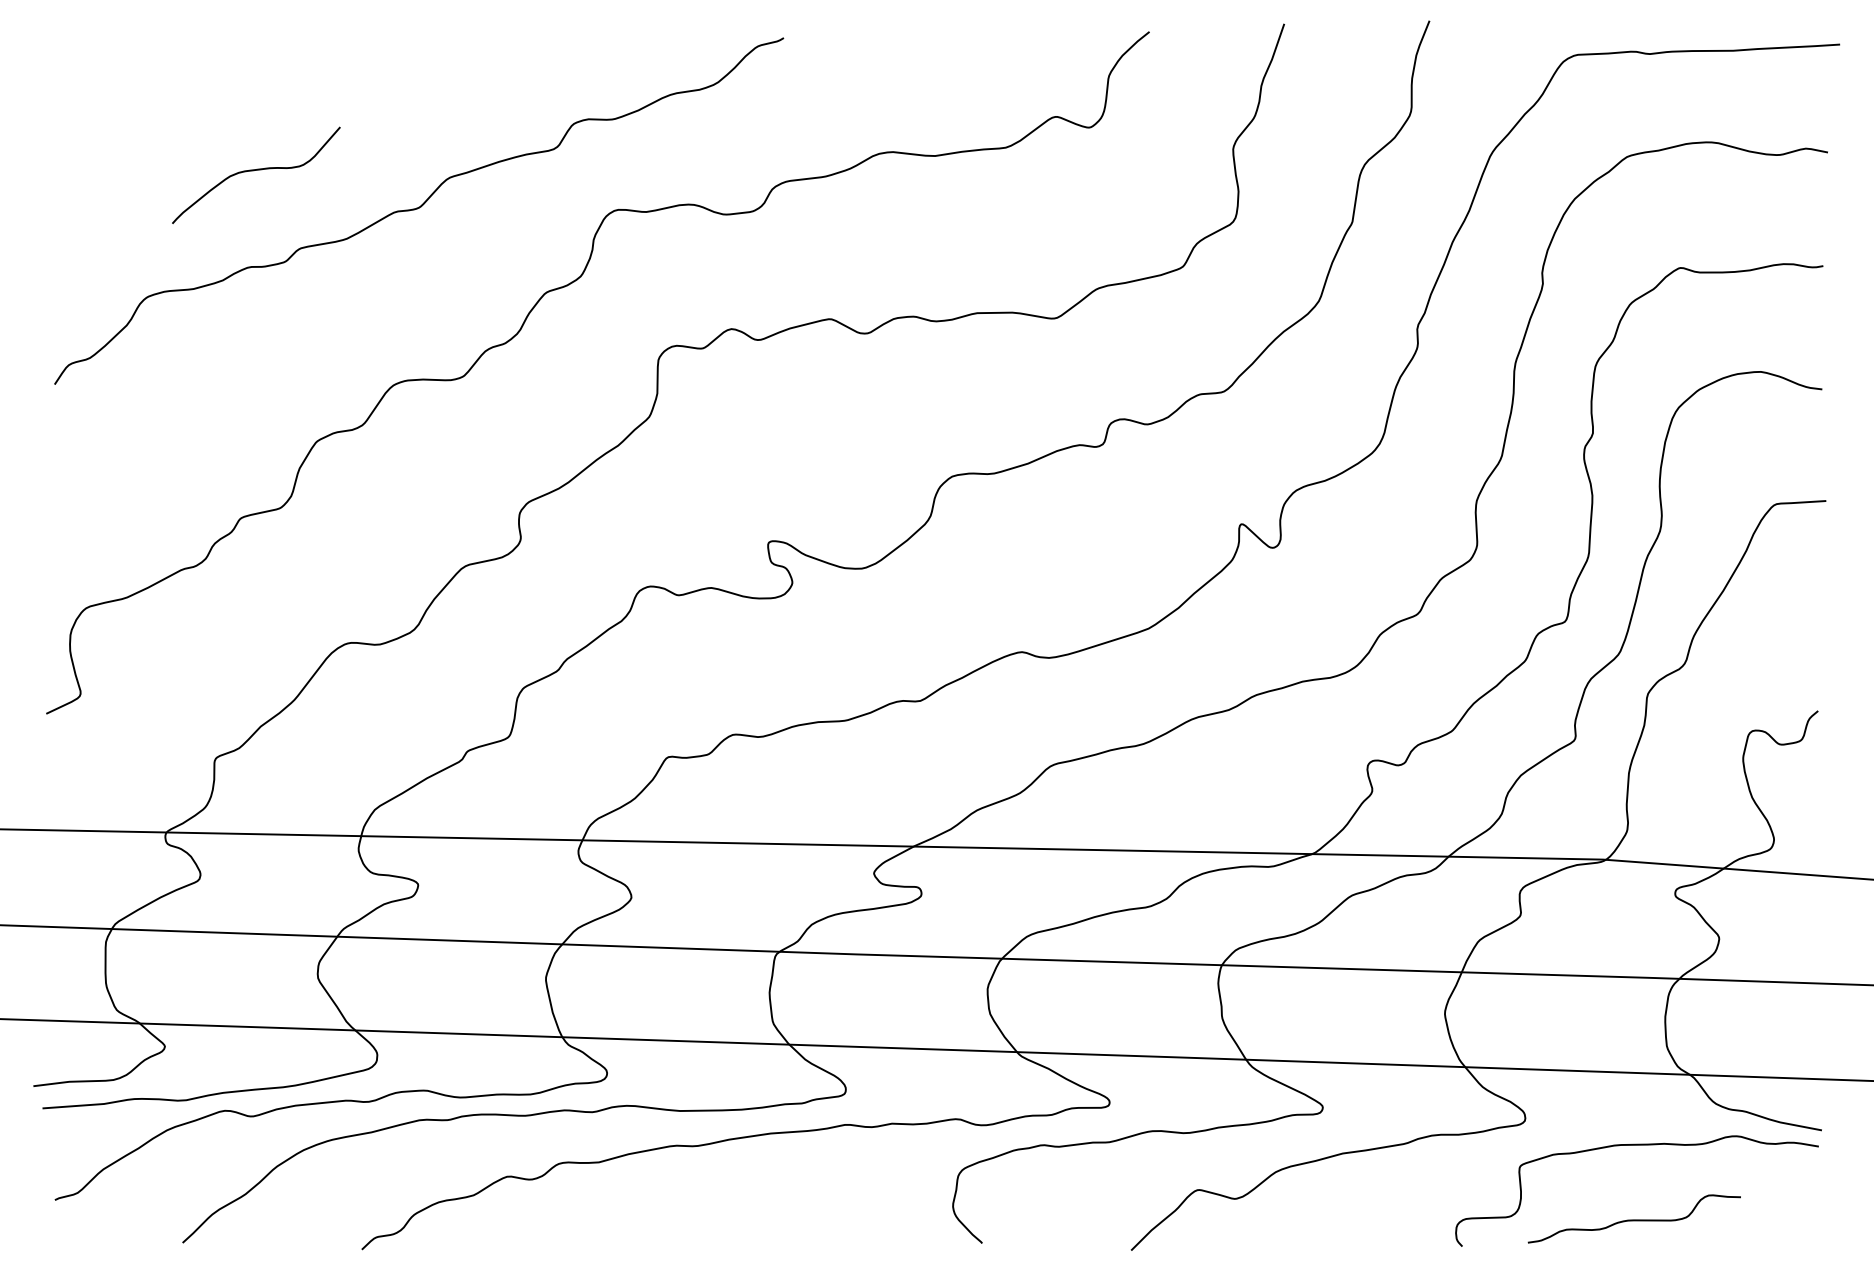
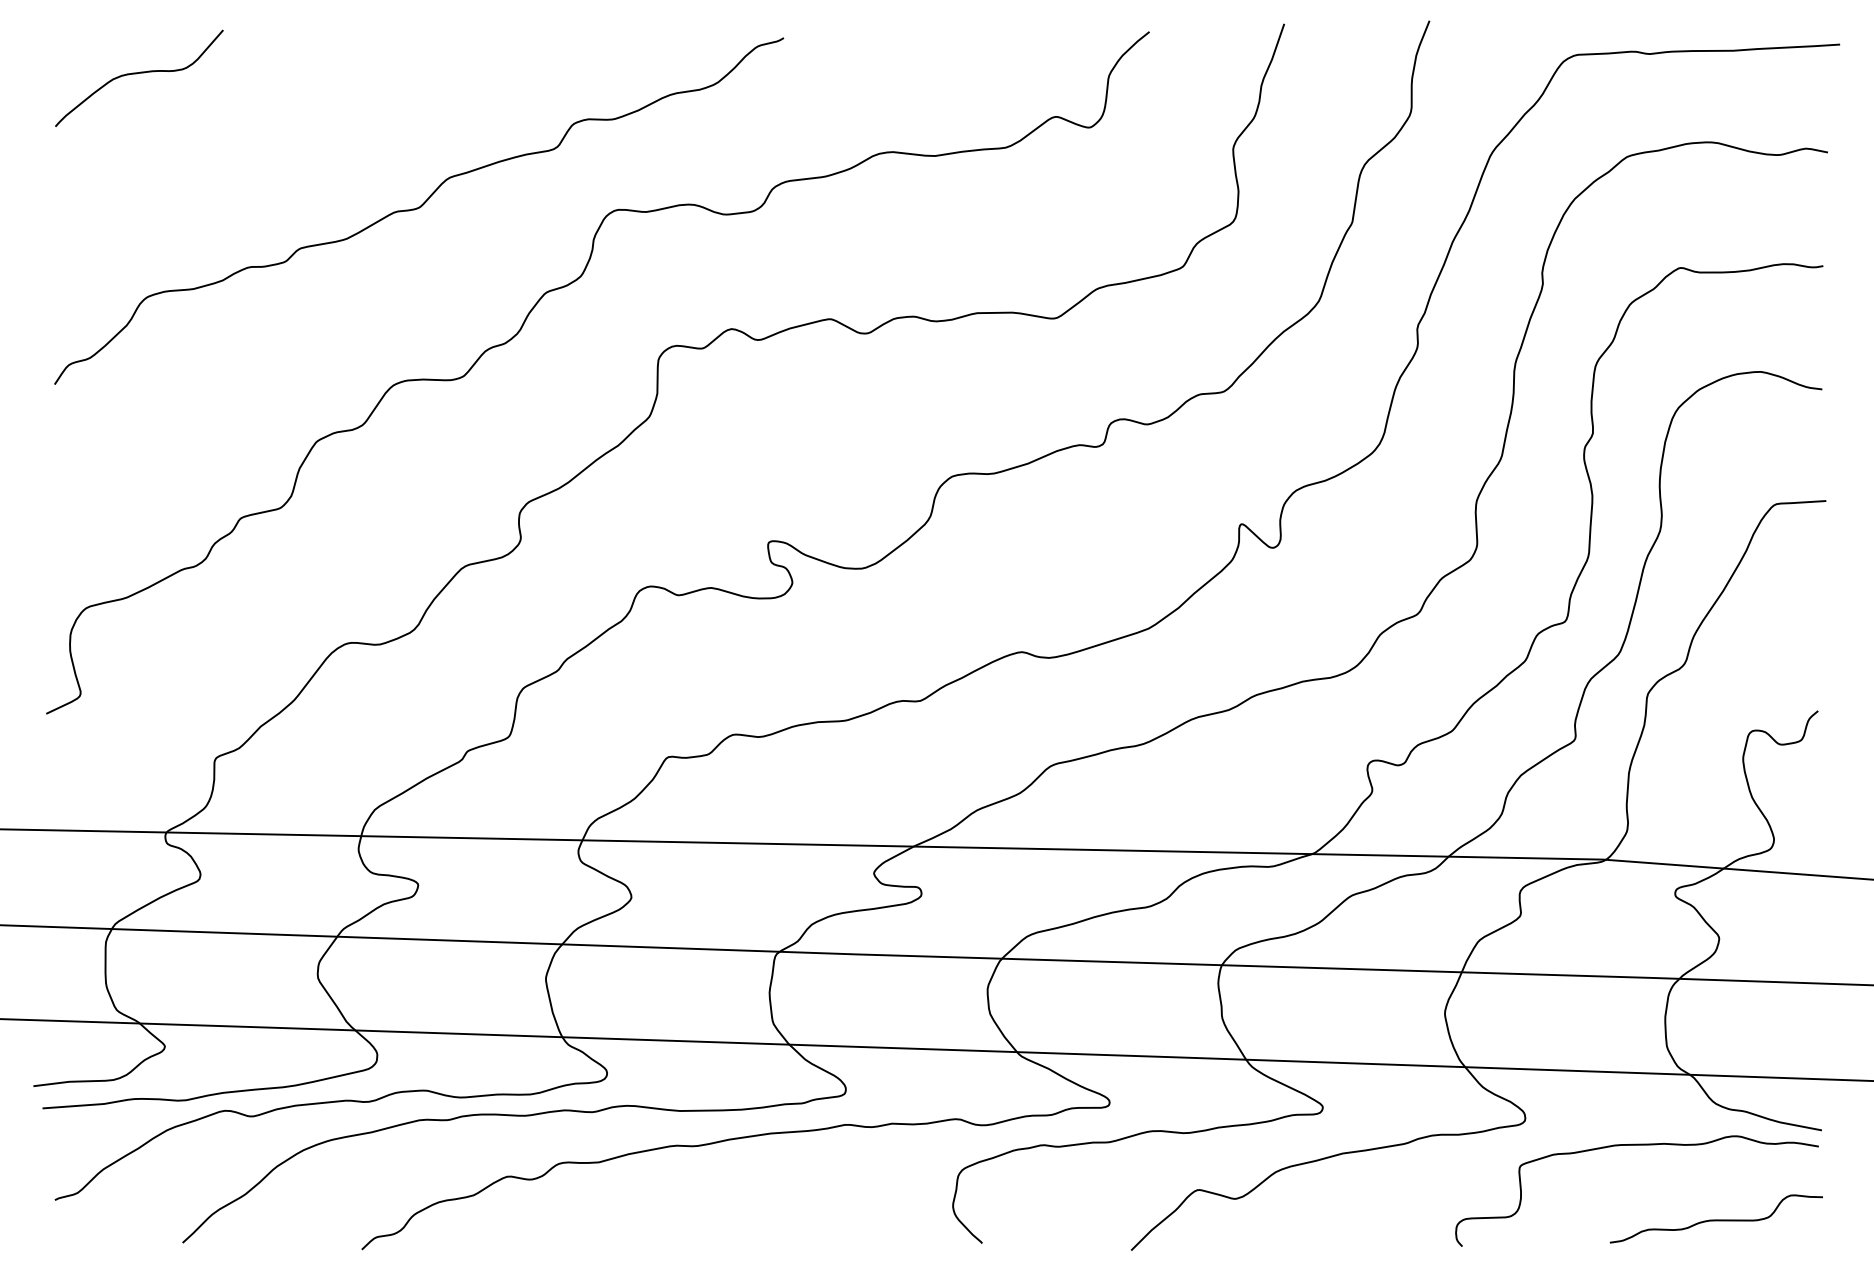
curve position: (256, 170) -> (139, 73) (139, 73)
curve position: (1633, 1219) -> (1715, 1219) (1715, 1219)
